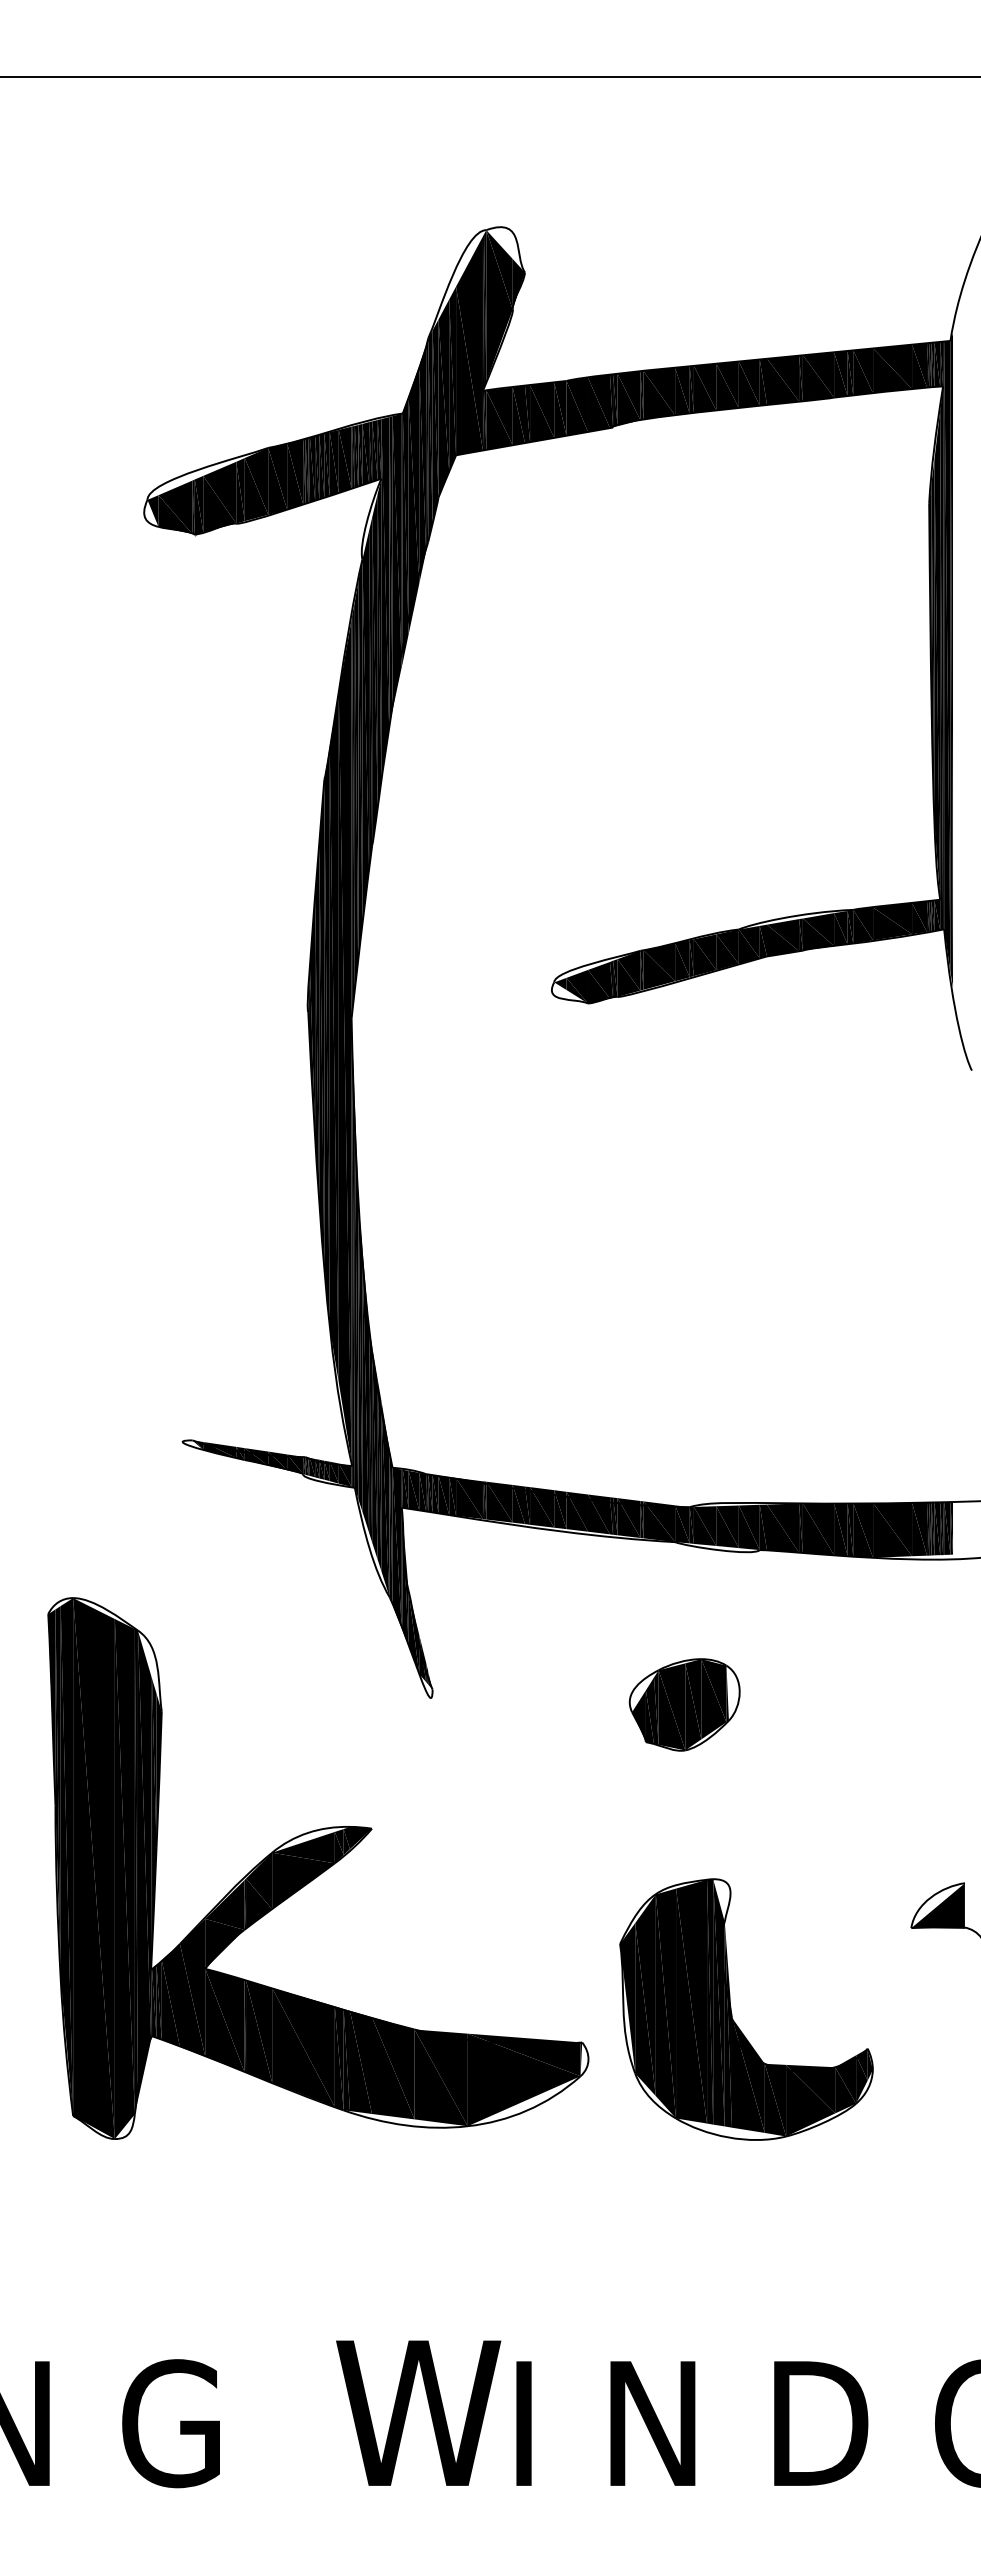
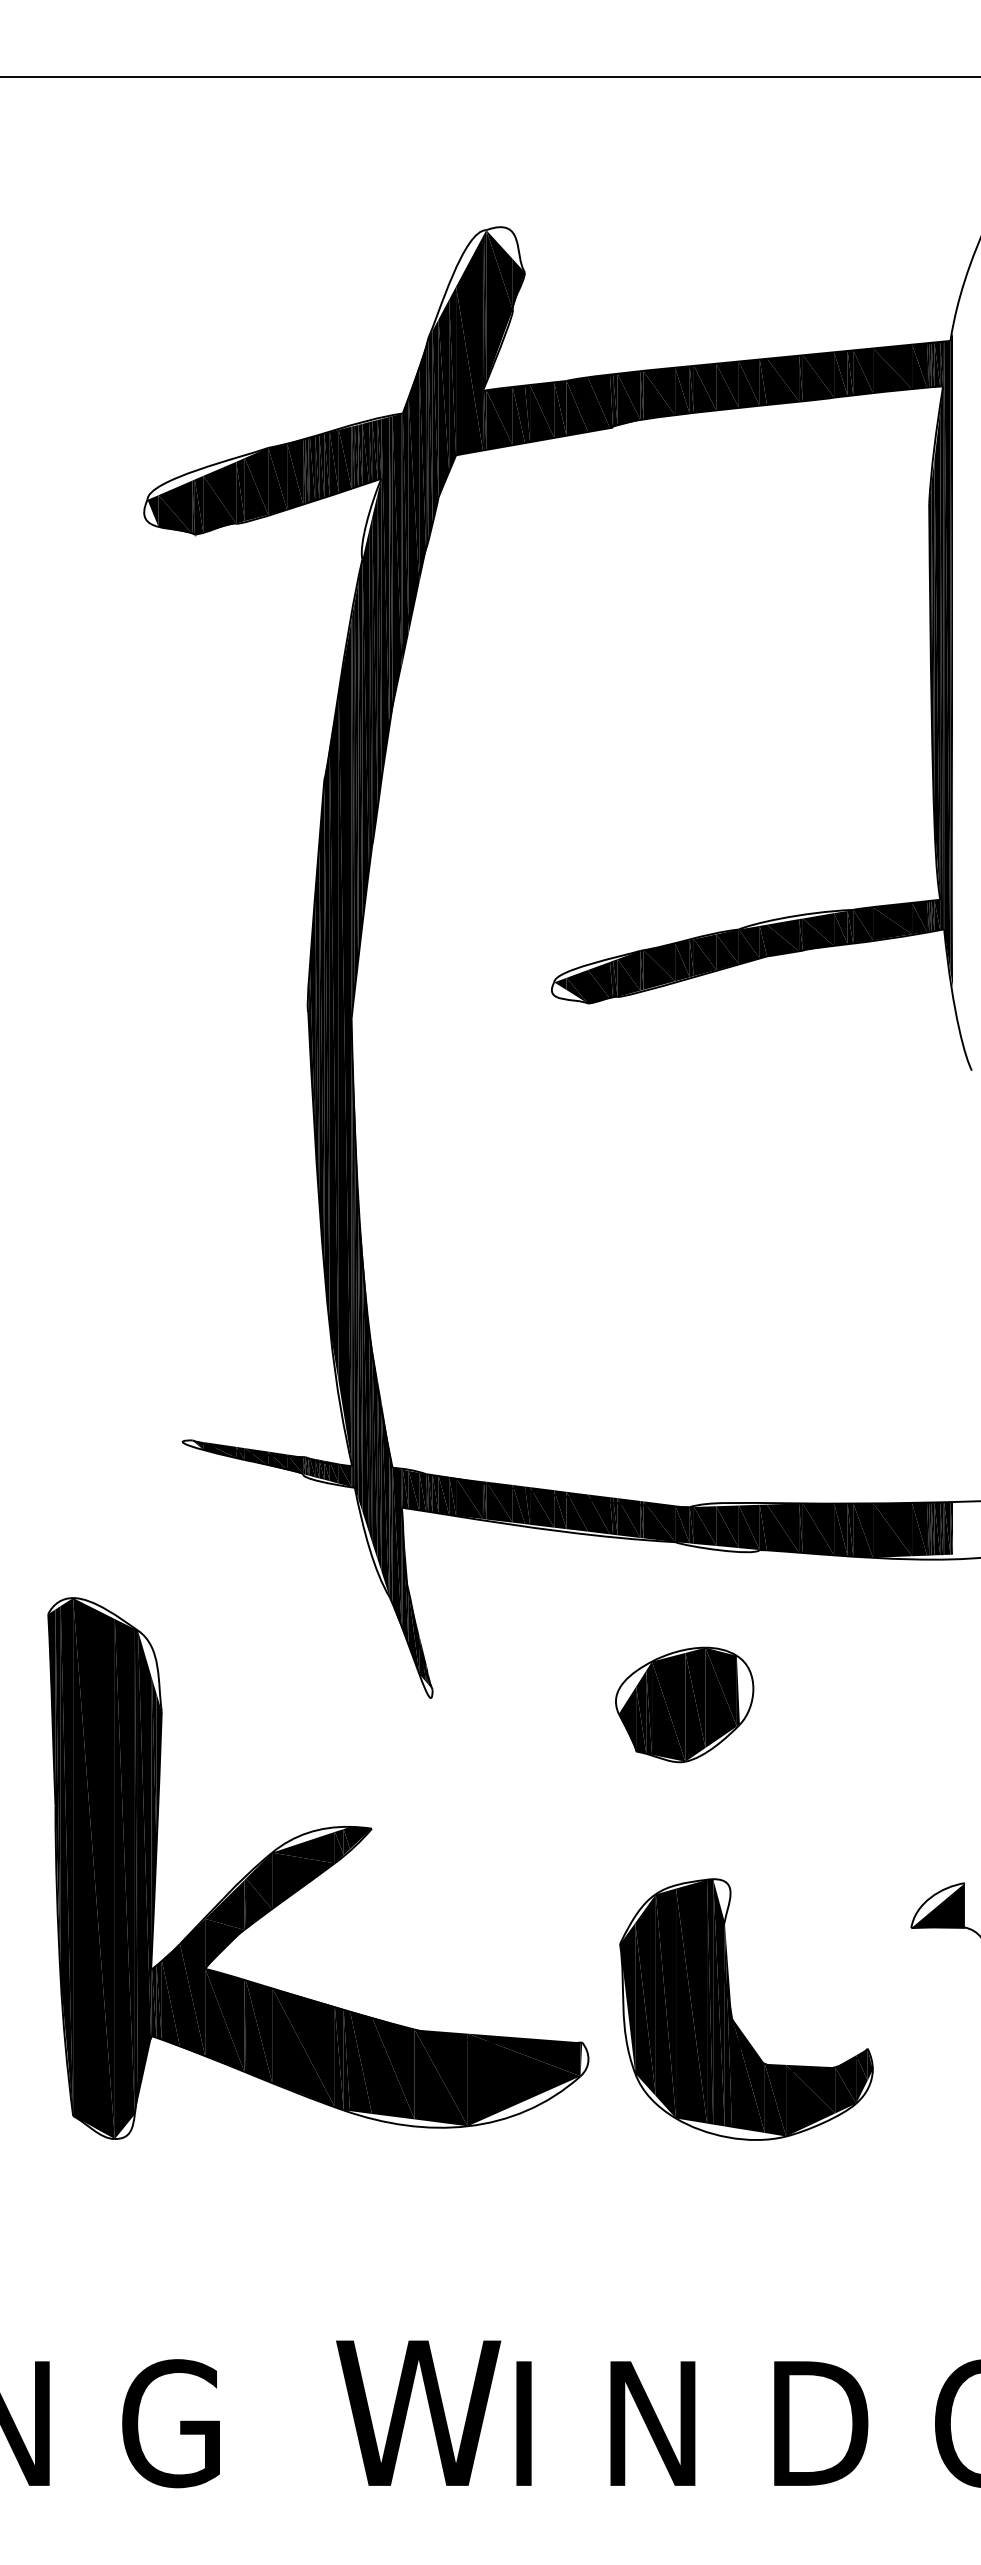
part size: 113x94 px -> 140x118 px (684, 1704)
